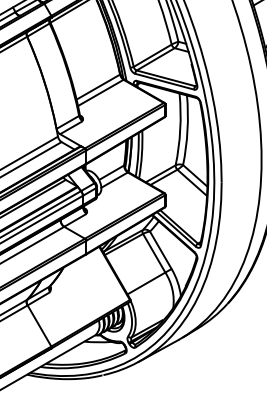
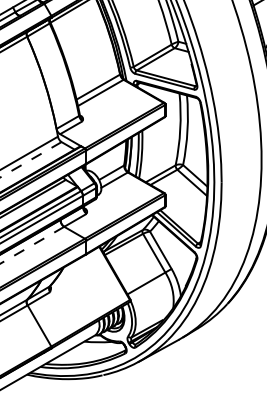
line: solid -> dashed (30, 160)
line: solid -> dashed (32, 245)
